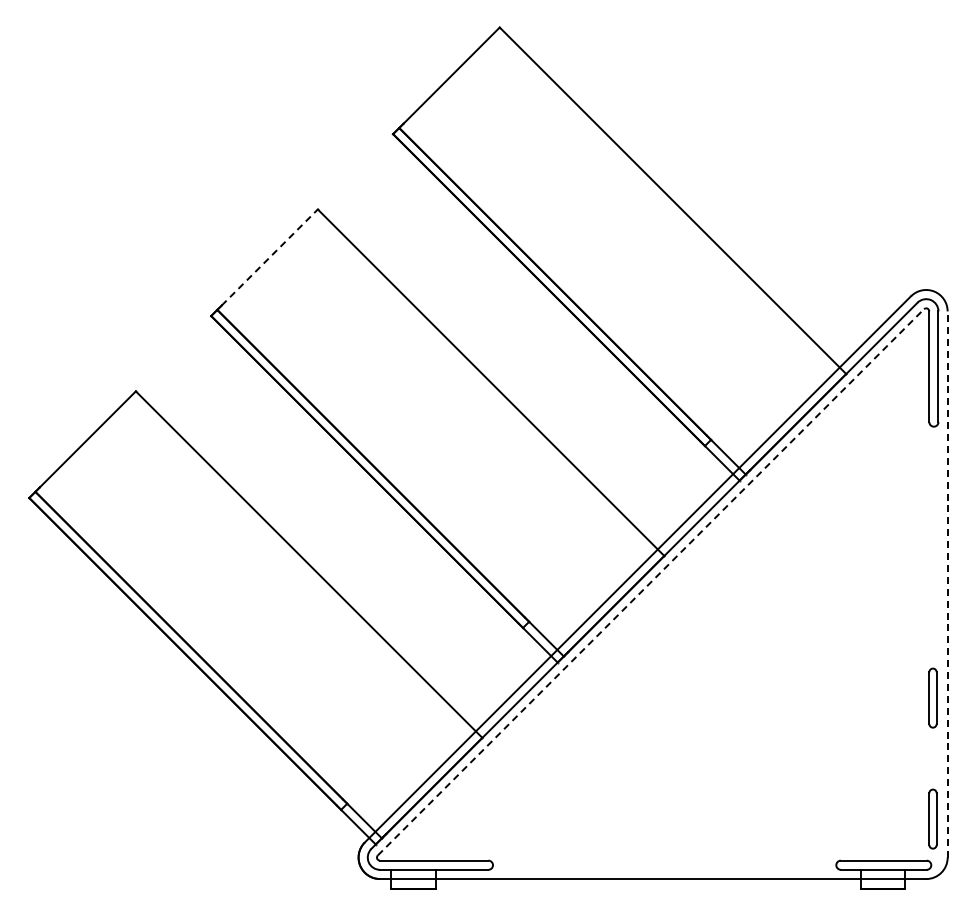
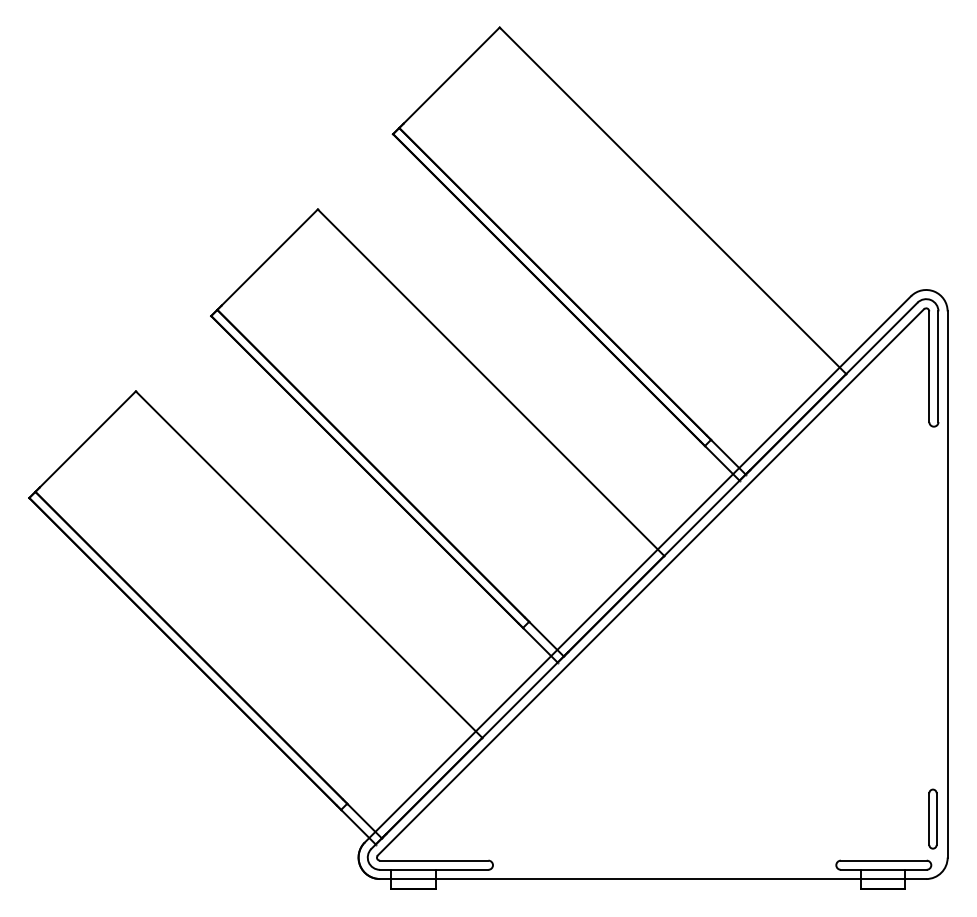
line: dashed -> solid (270, 257)
line: dashed -> solid (651, 581)
line: dashed -> solid (947, 584)
part: present -> none (932, 697)
